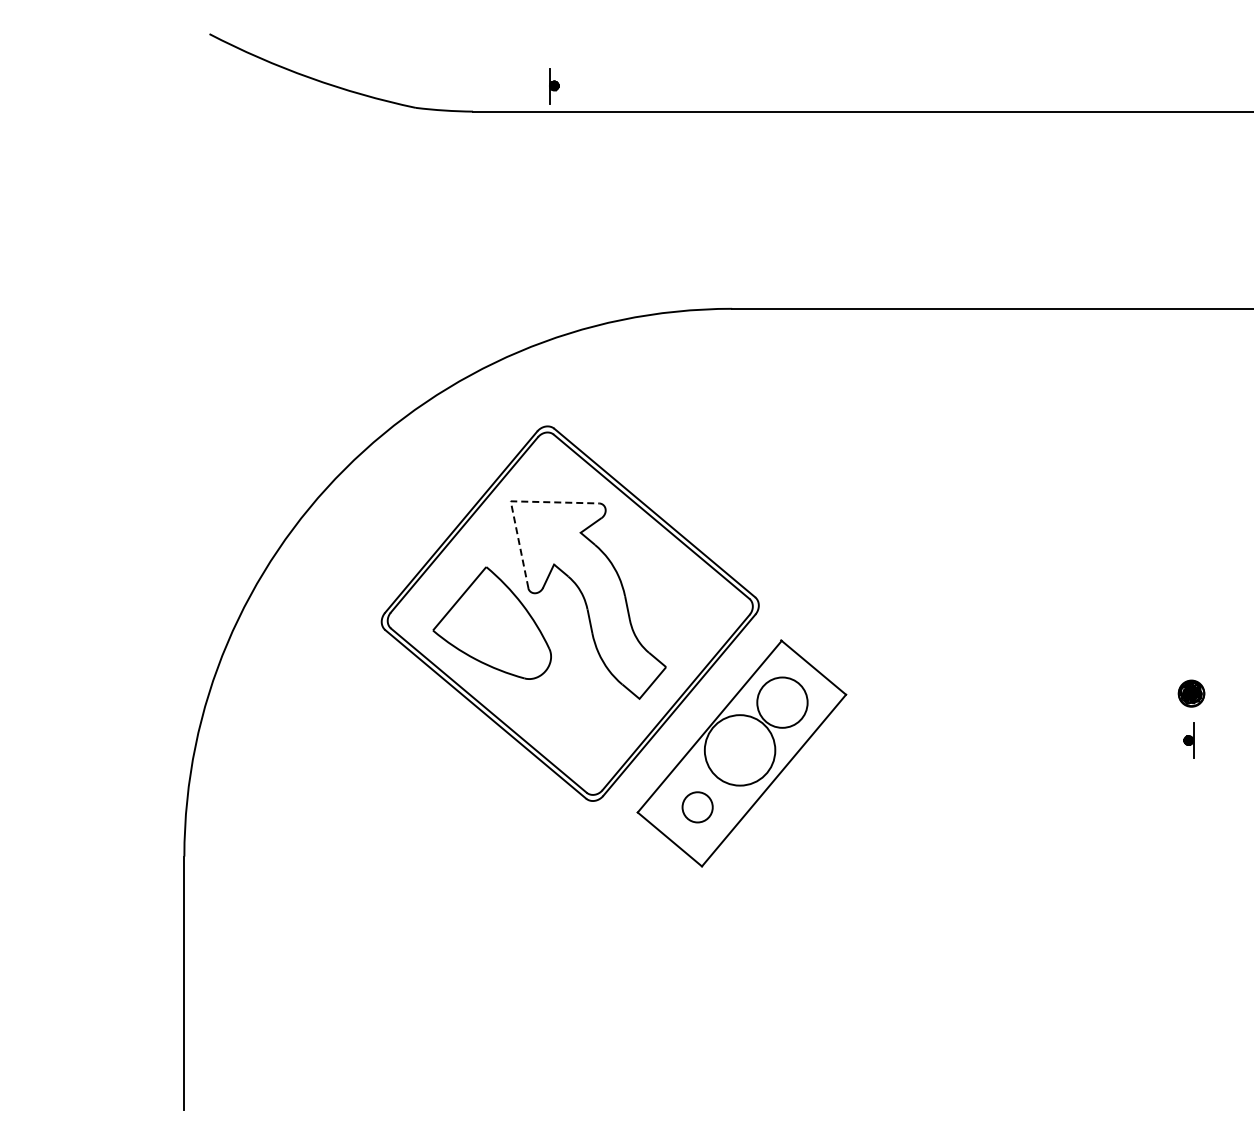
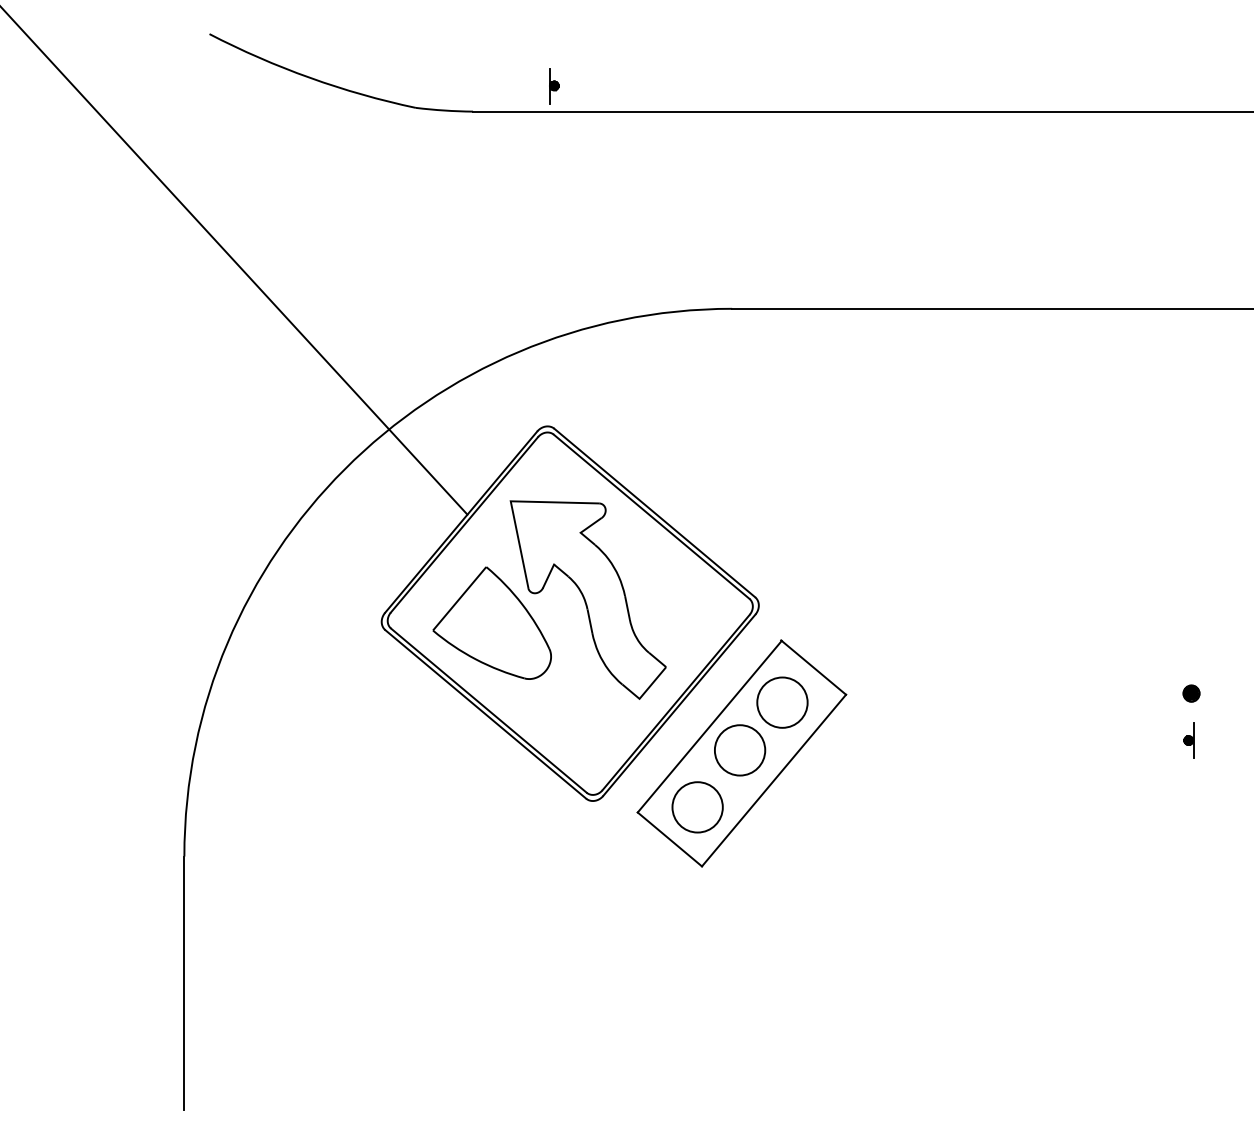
line: none -> present (234, 261)
line: dashed -> solid (510, 501)
part size: 29x29 px -> 19x19 px (1191, 693)
circle diameter: 70 px -> 50 px (739, 750)
circle diameter: 30 px -> 50 px (697, 807)
